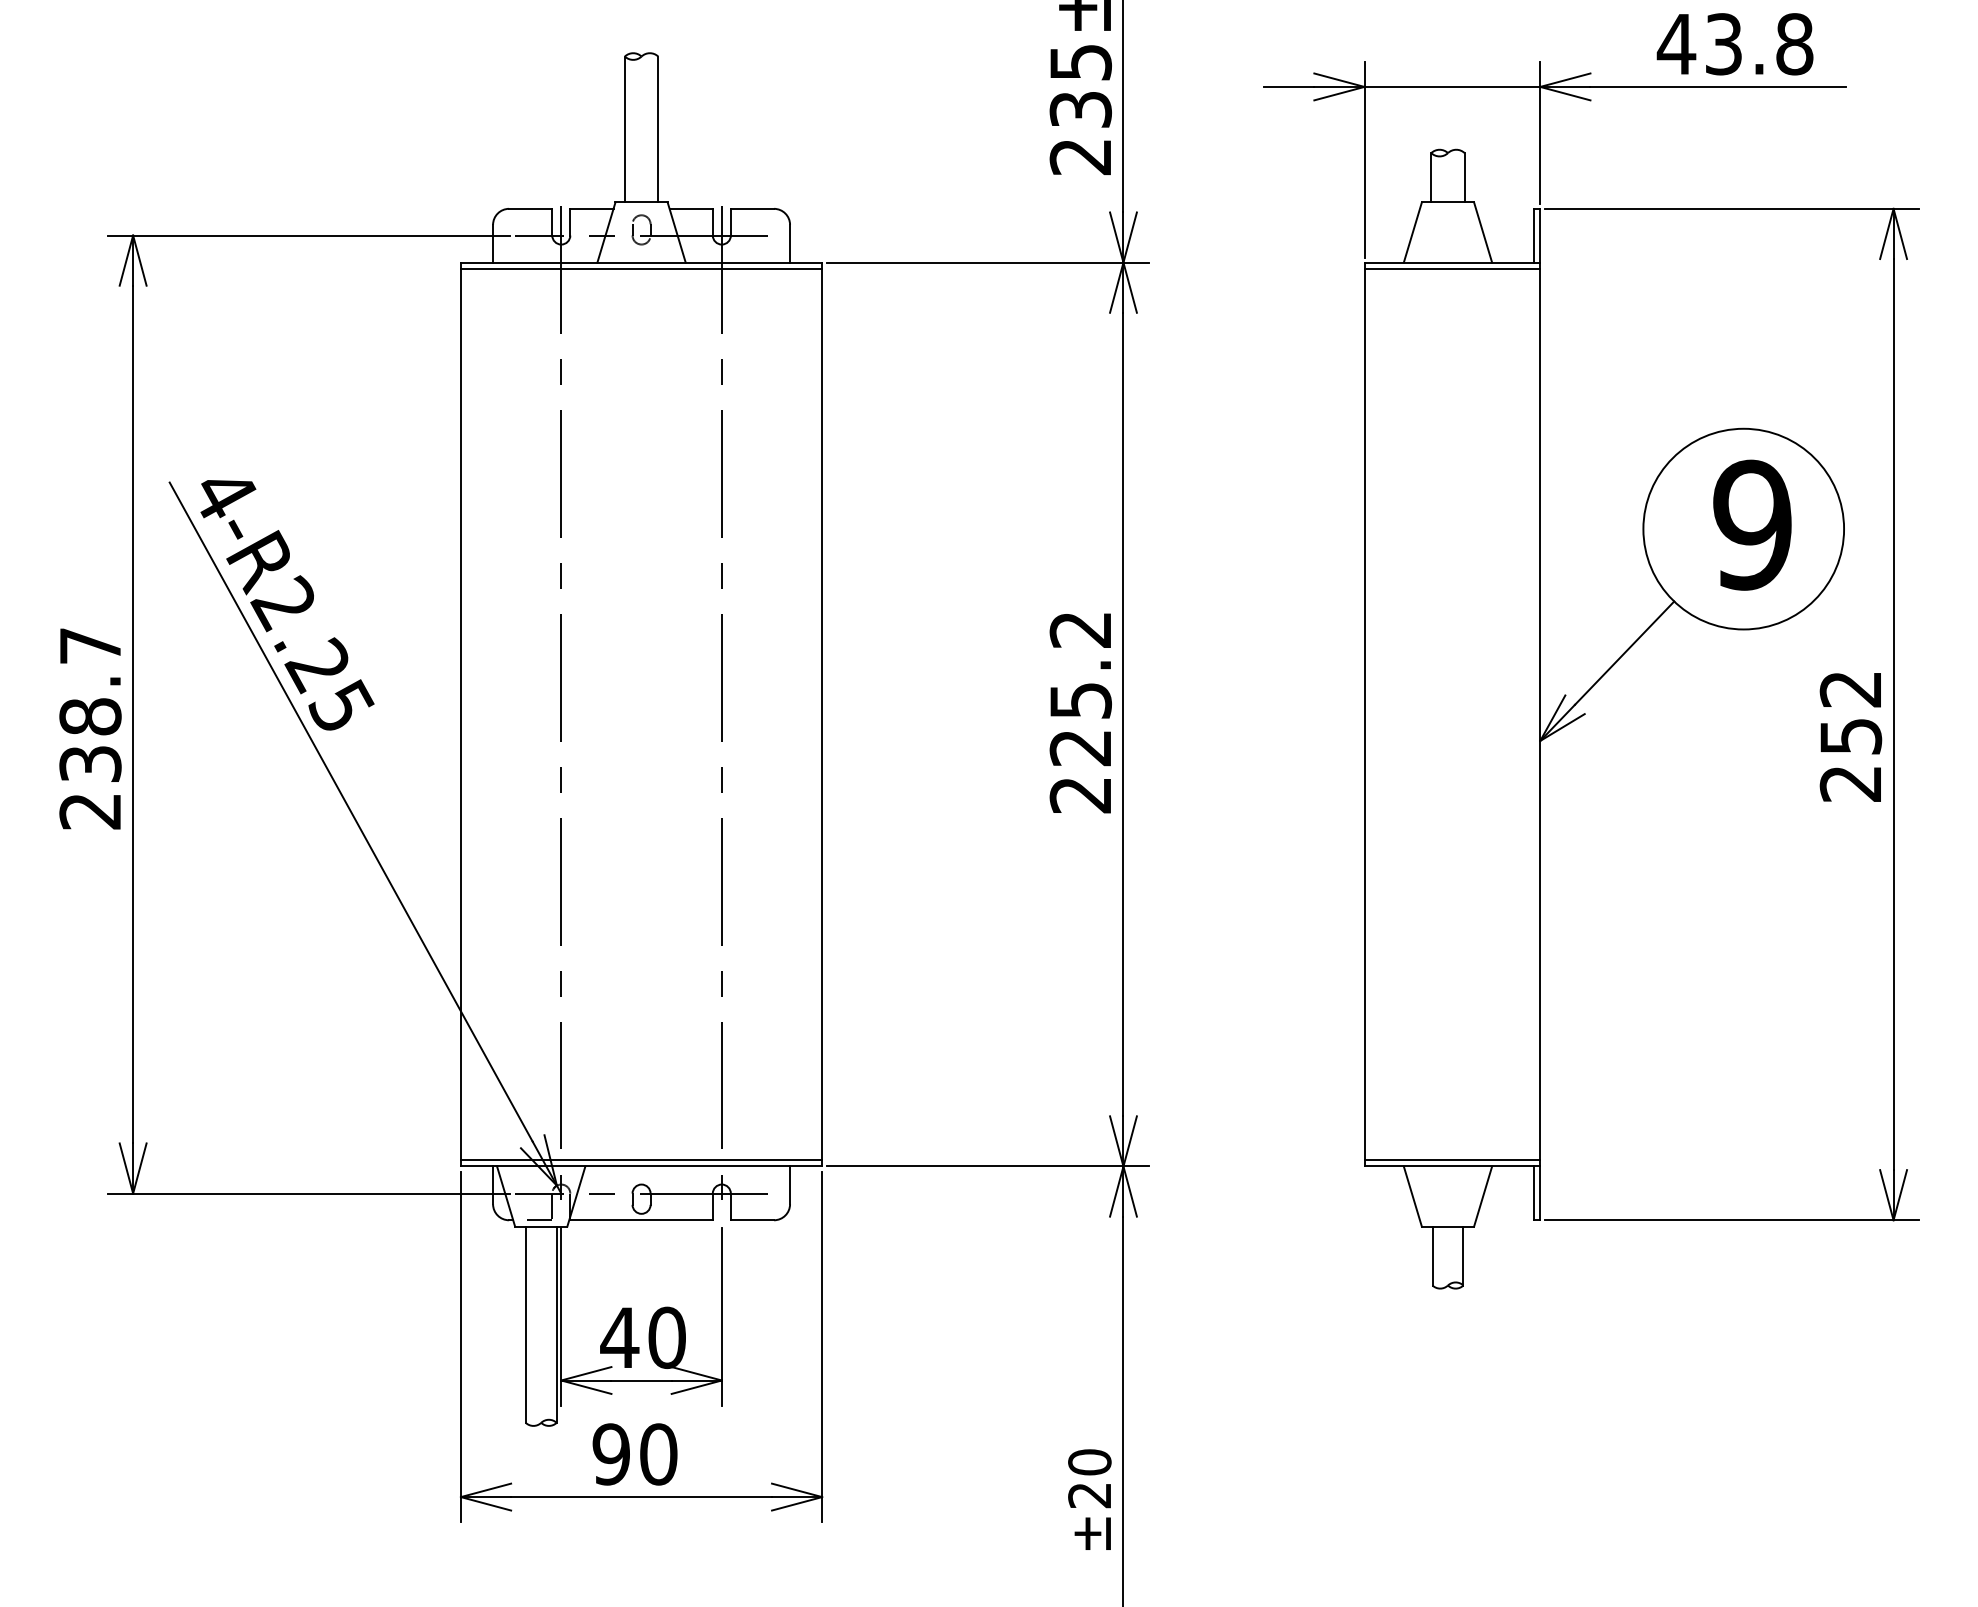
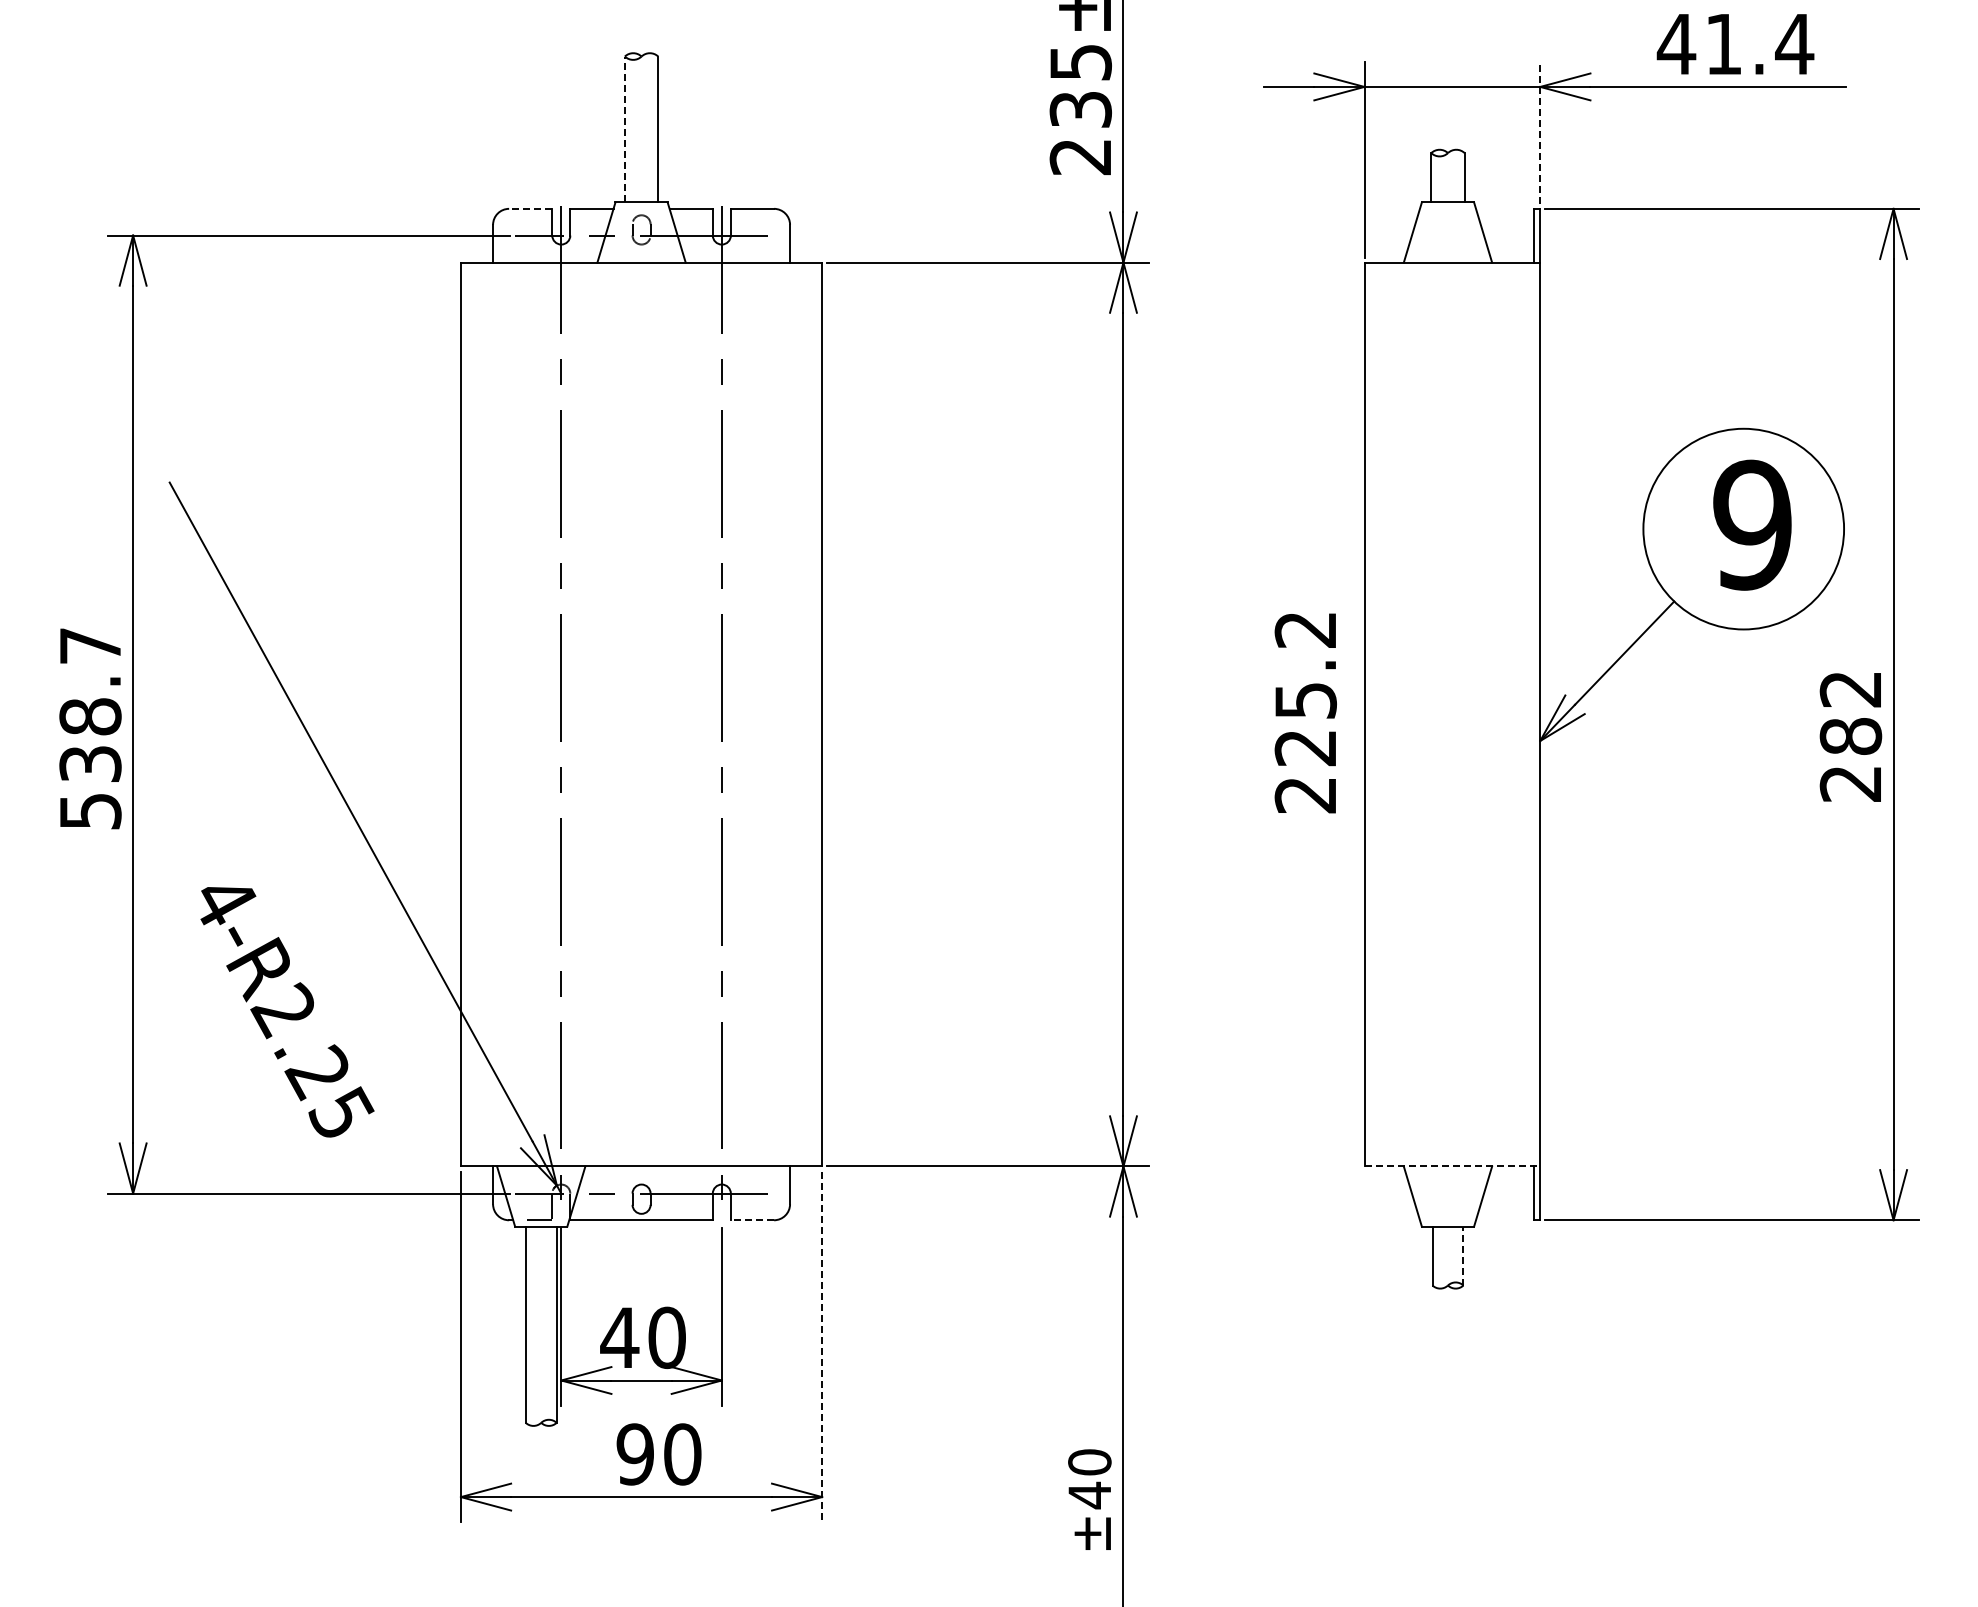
text: 43.8 -> 41.4 (1760, 44)
line: solid -> dashed (624, 129)
line: solid -> dashed (1540, 132)
line: solid -> dashed (530, 208)
line: present -> none (641, 269)
line: present -> none (1452, 269)
text position: (287, 605) -> (287, 1012) (287, 1012)
text position: (1080, 713) -> (1305, 713) (1305, 713)
text: 252 -> 282 (1850, 736)
text: 238.7 -> 538.7 (90, 811)
line: present -> none (641, 1160)
line: present -> none (1452, 1160)
line: solid -> dashed (1452, 1166)
line: solid -> dashed (752, 1220)
line: solid -> dashed (1463, 1255)
line: solid -> dashed (822, 1347)
text position: (634, 1454) -> (658, 1454) (658, 1454)
text: ±20 -> ±40 (1089, 1495)
